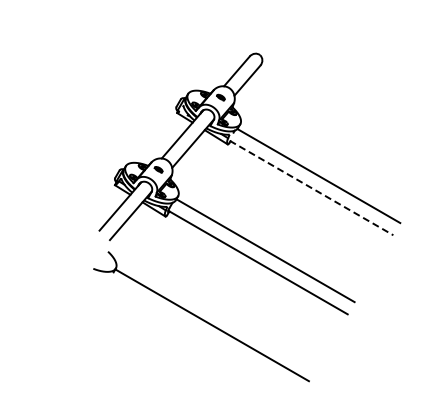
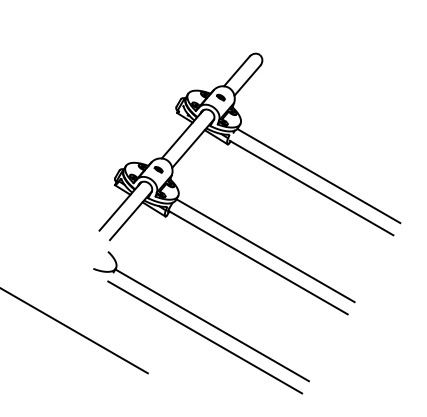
line: dashed -> solid (312, 188)
line: none -> present (74, 331)
line: none -> present (205, 337)
